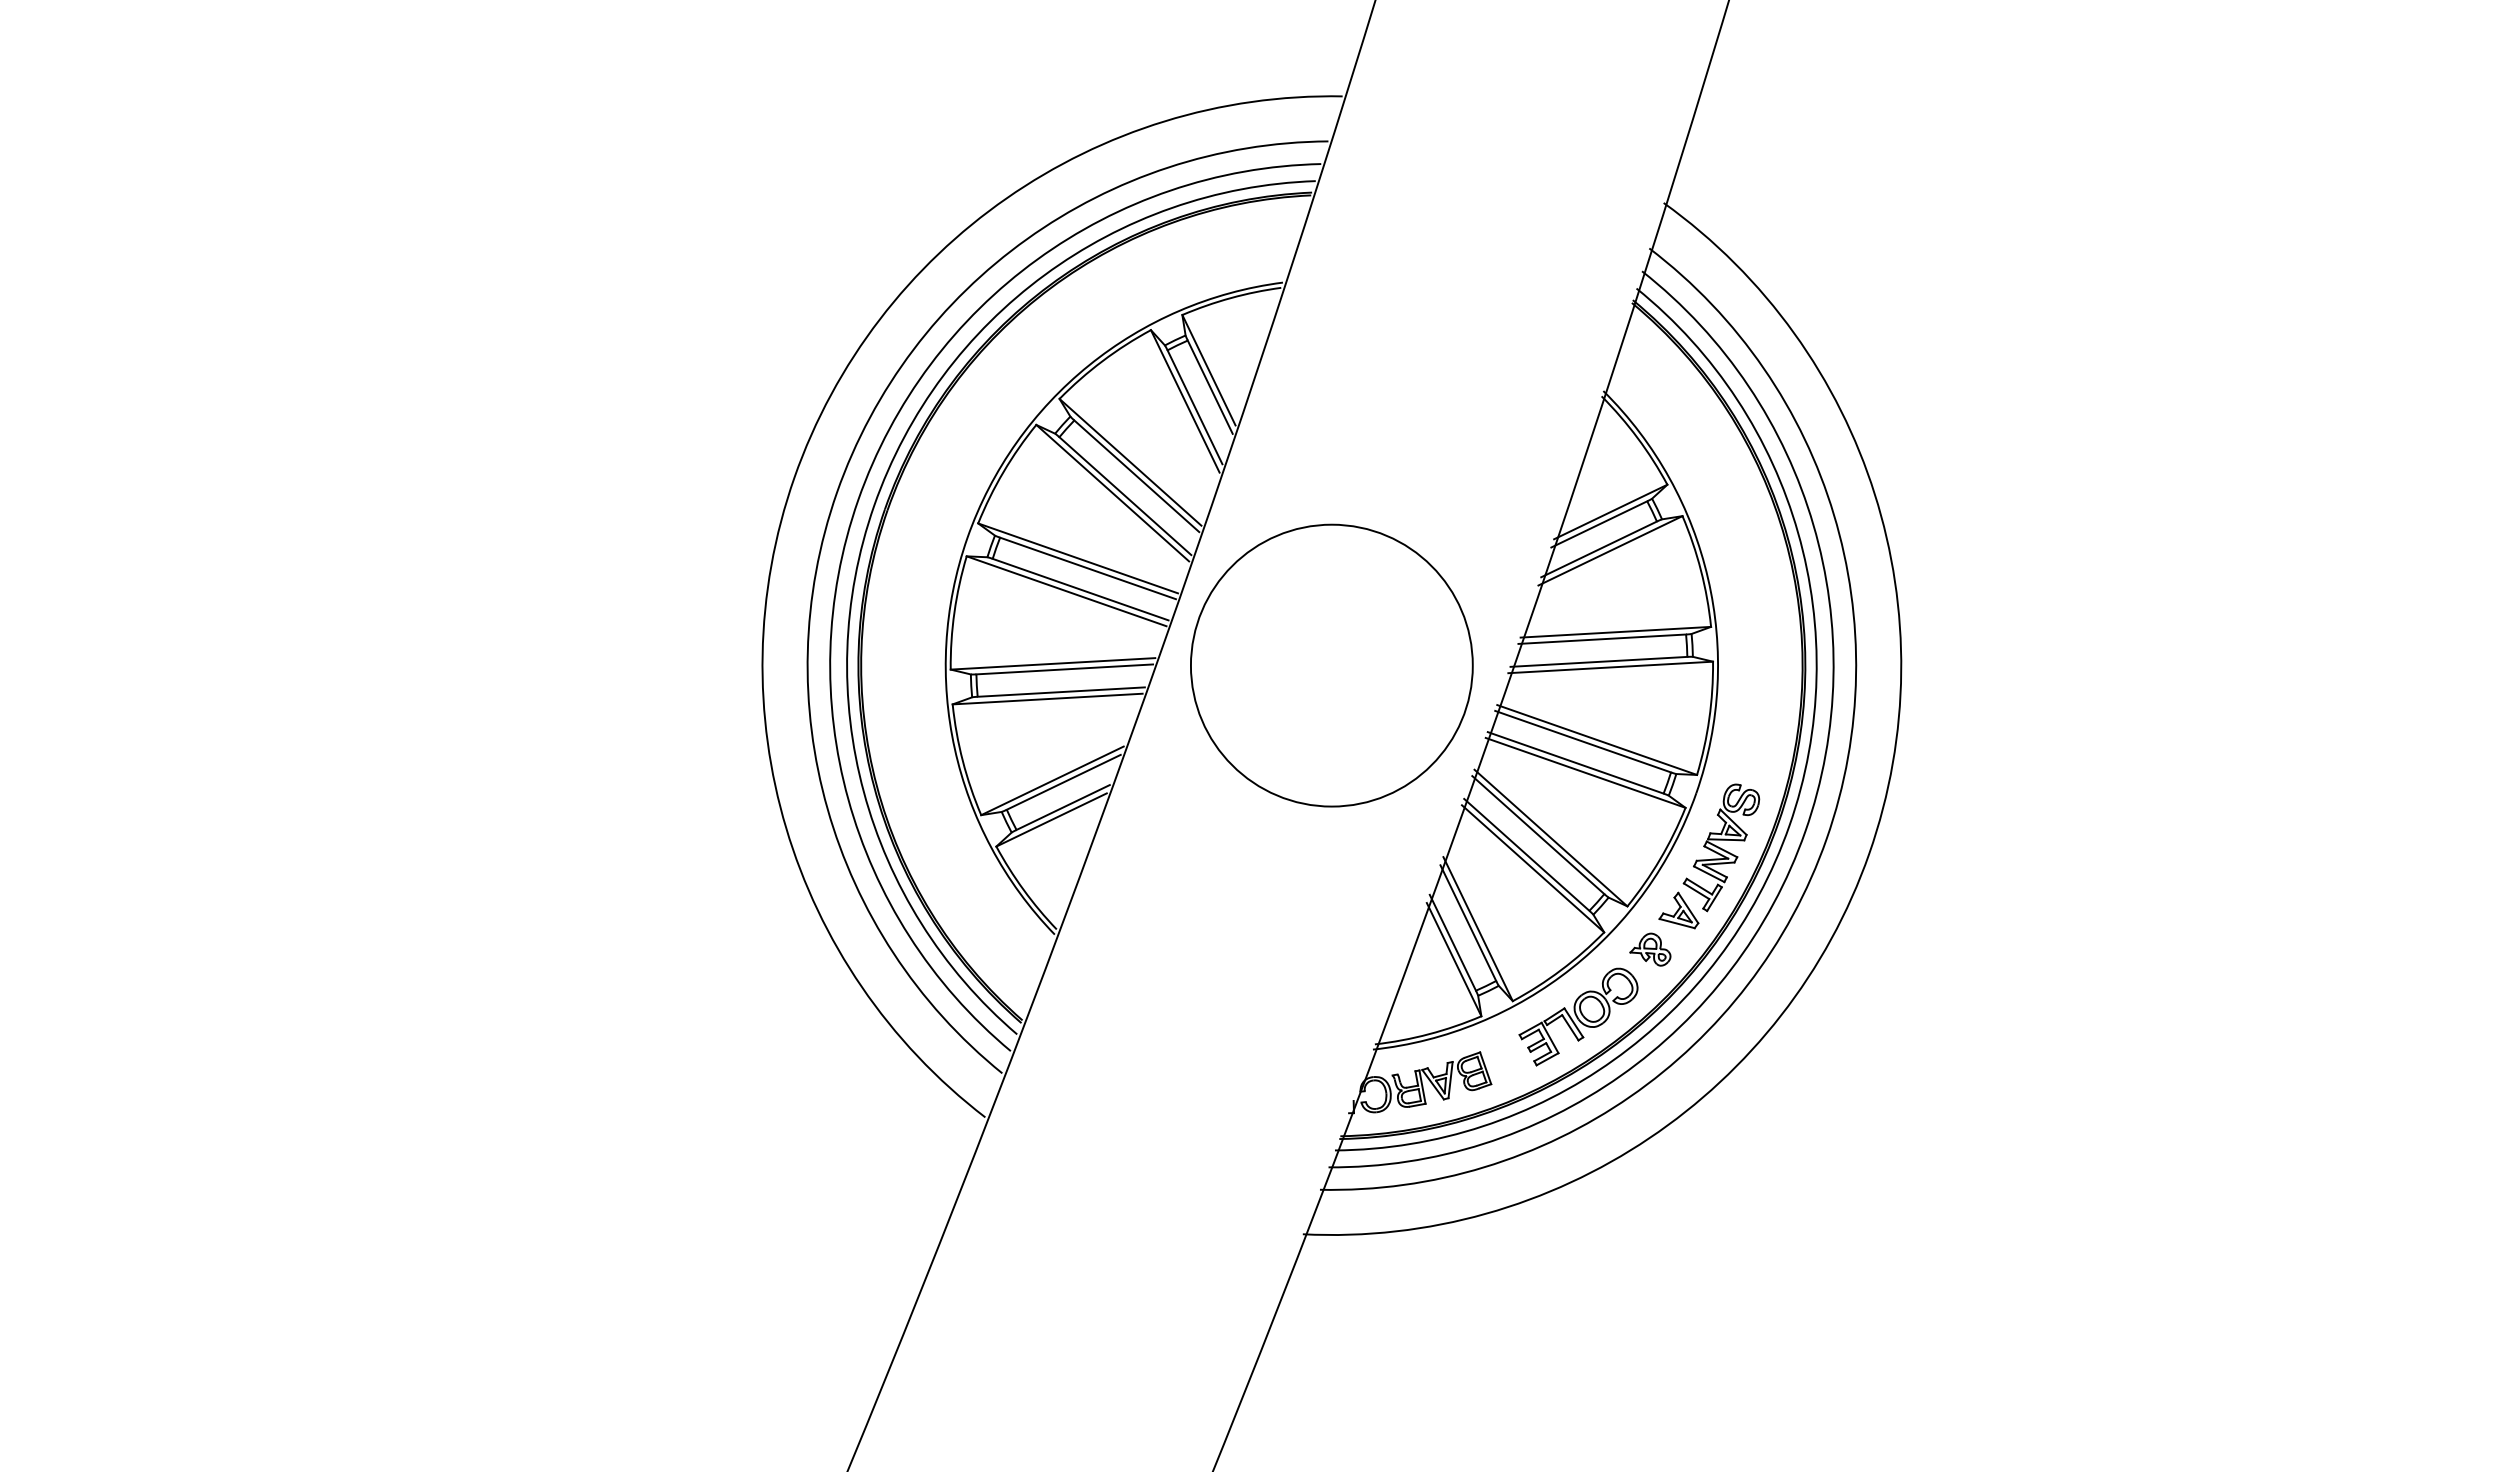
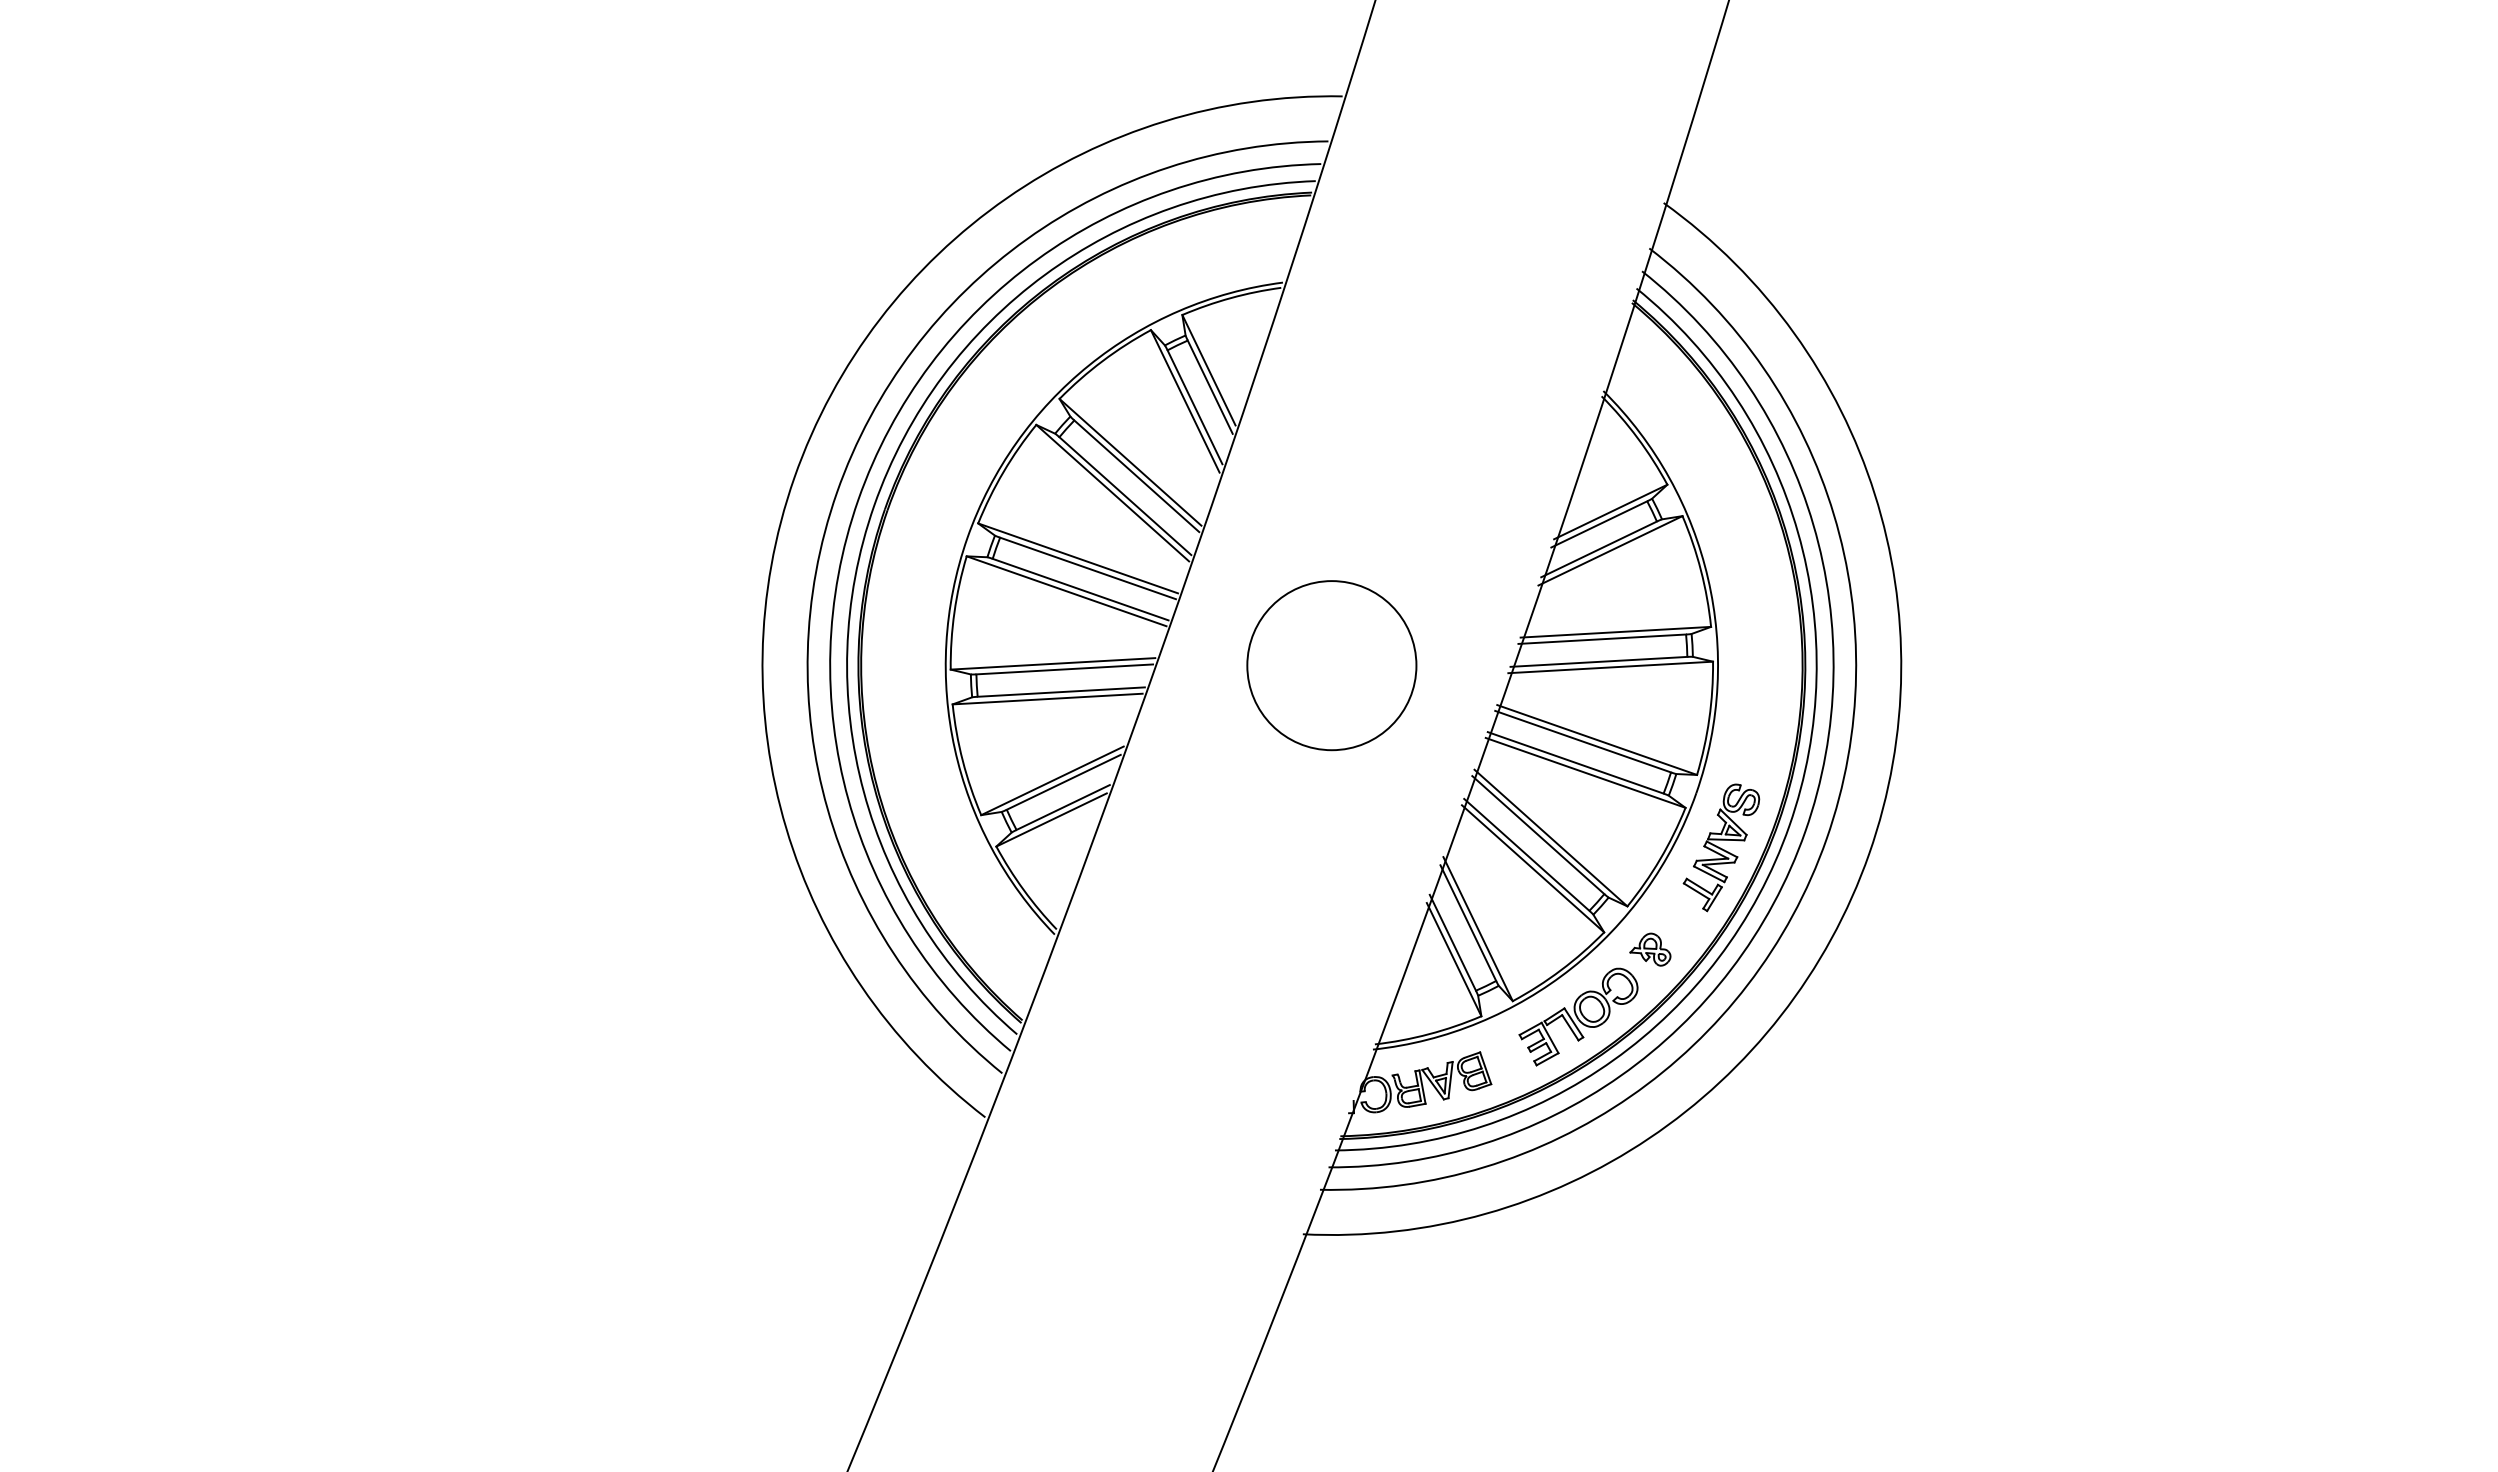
circle diameter: 282 px -> 169 px (1331, 665)
part: present -> none (1678, 910)
